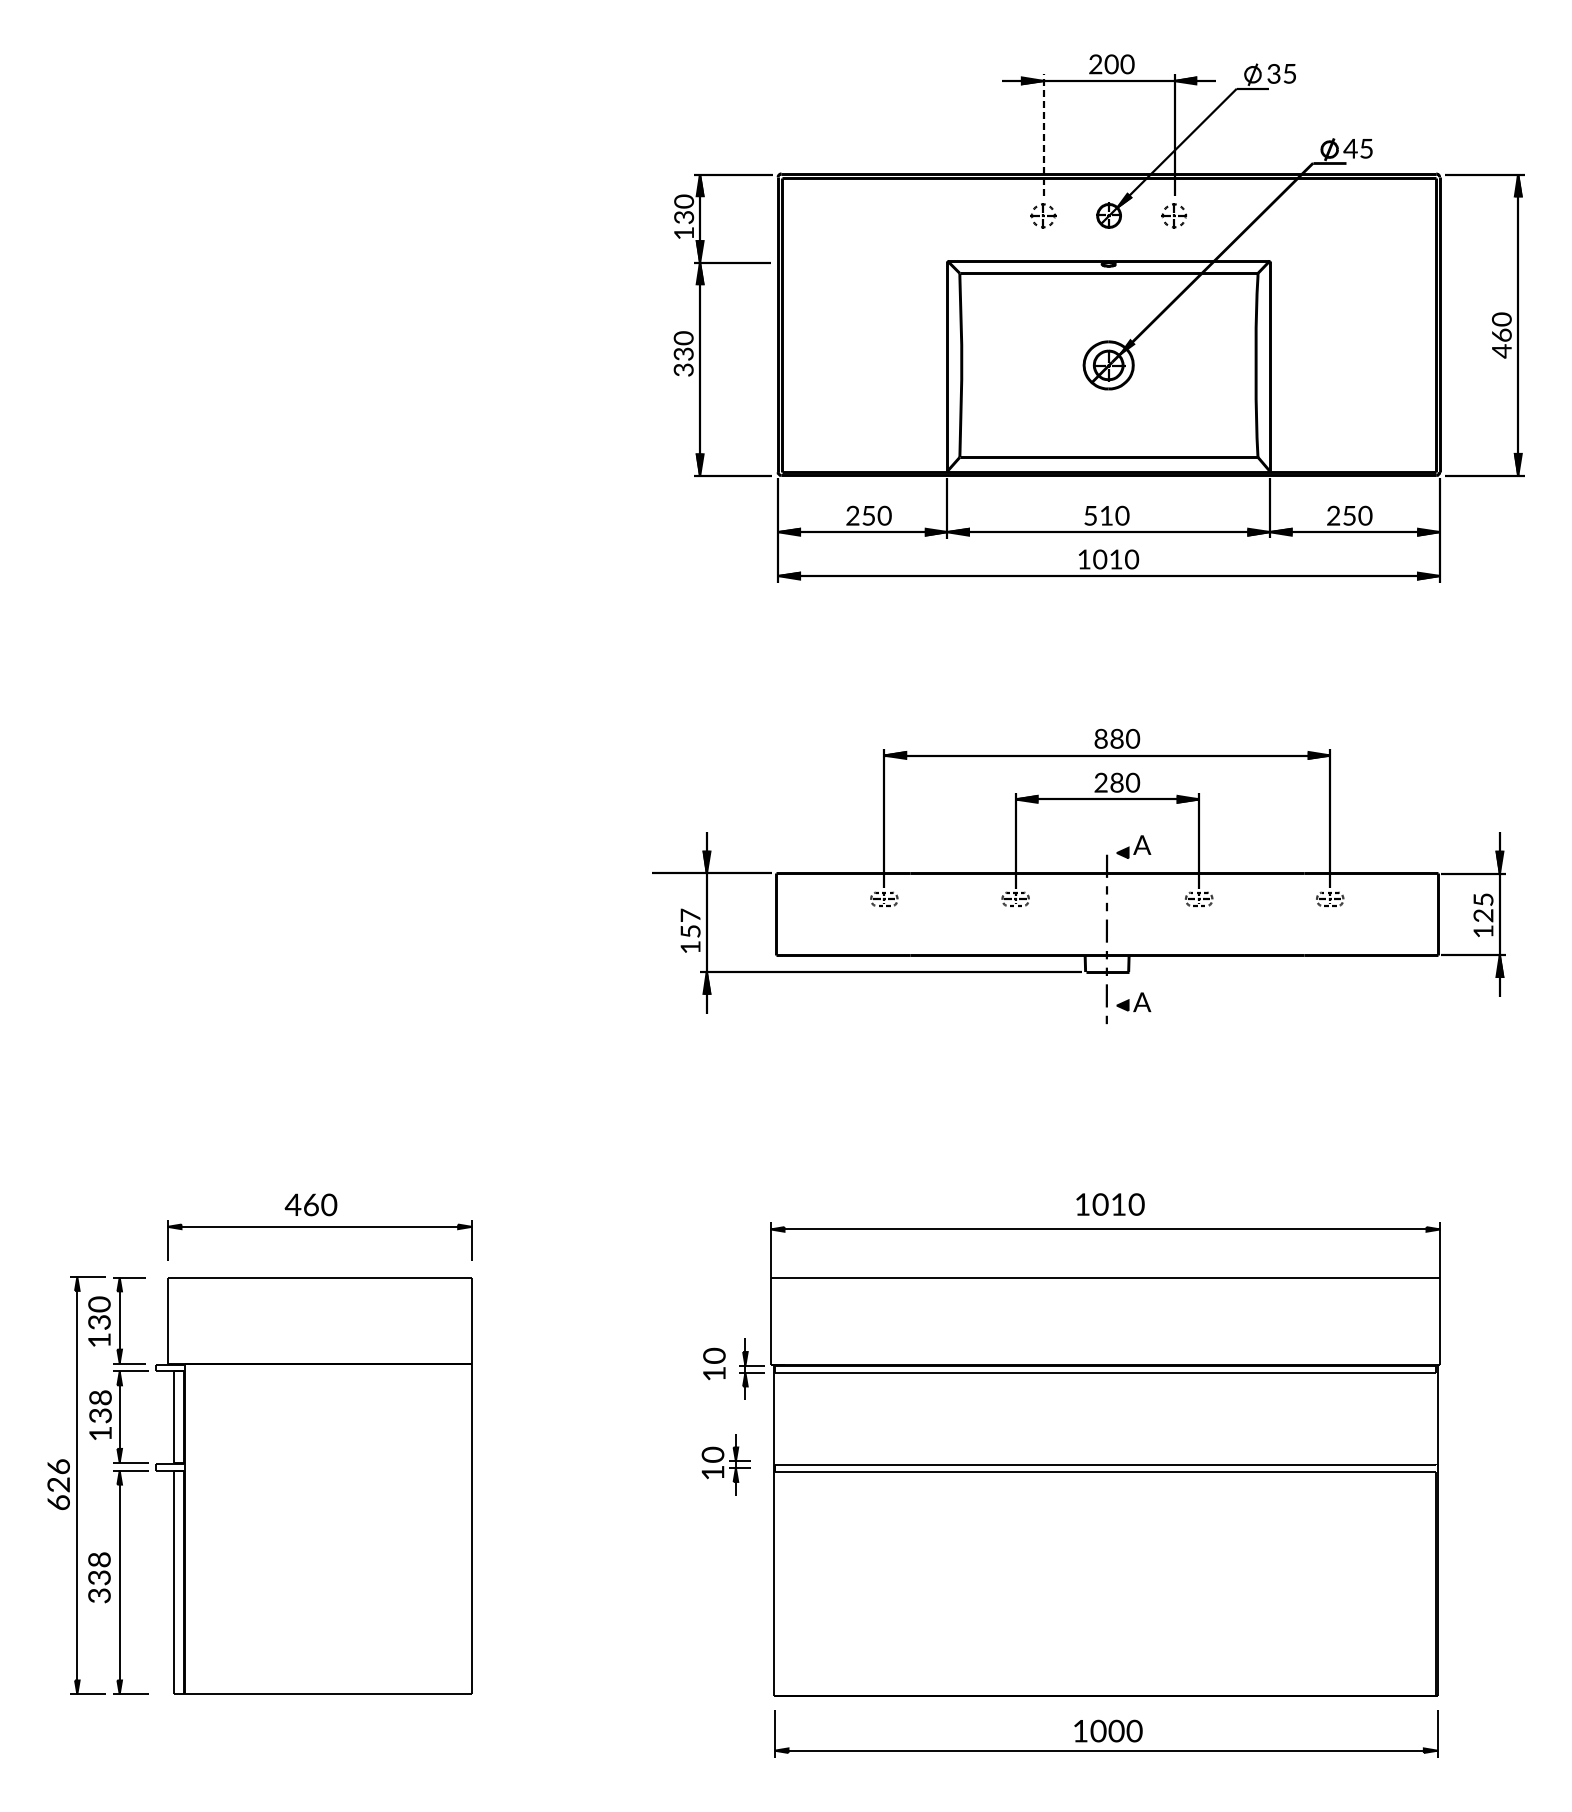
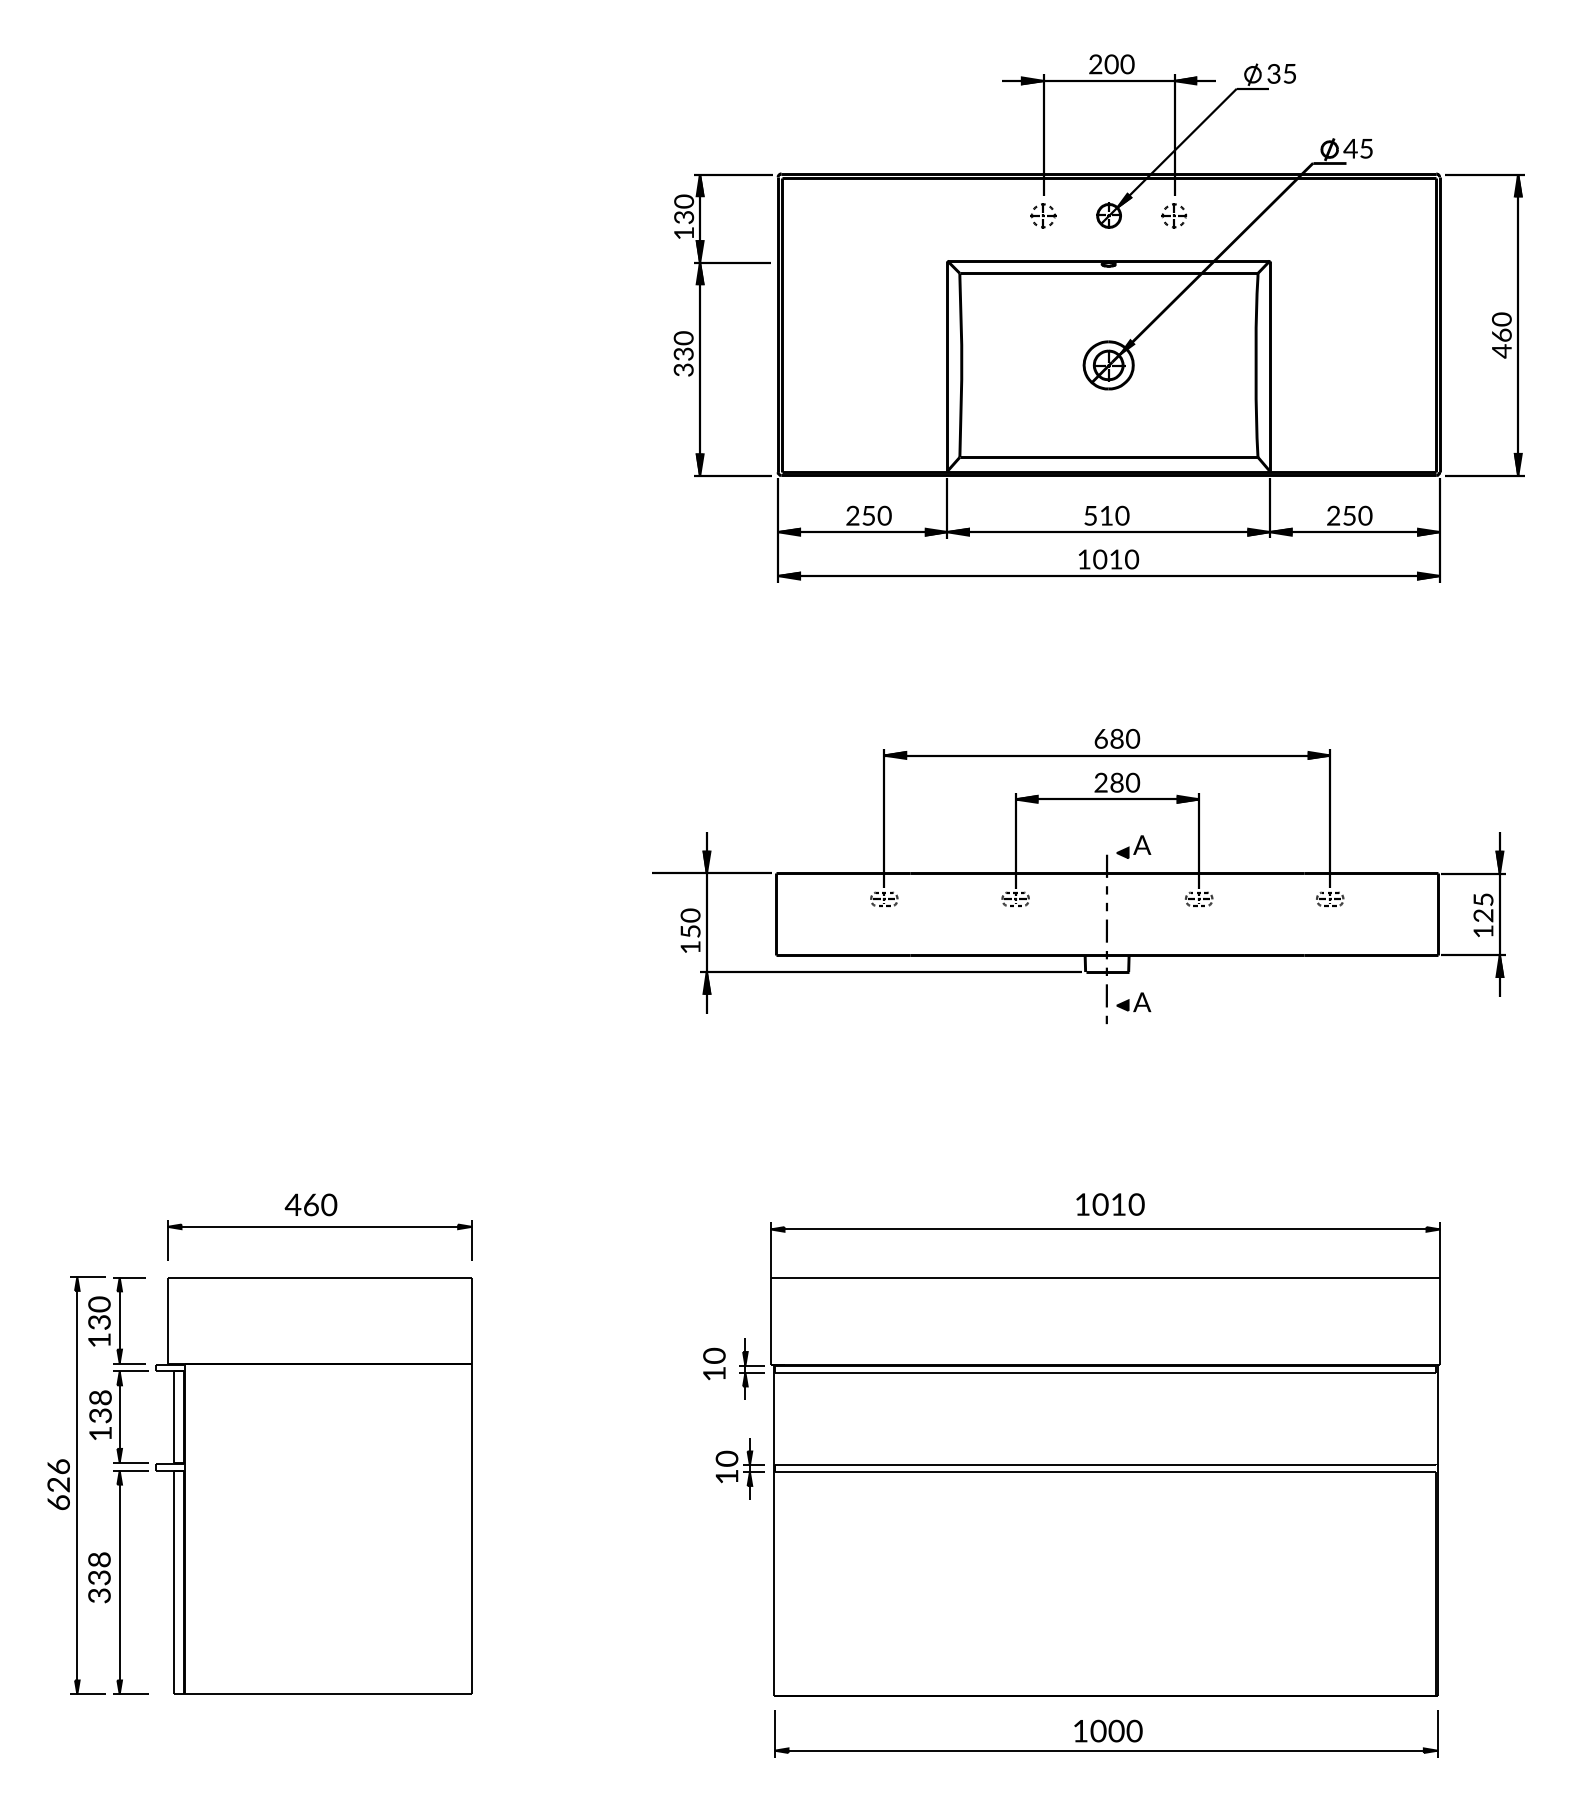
line: dashed -> solid (1043, 135)
text: 880 -> 680 (1100, 738)
text: 157 -> 150 (690, 915)
part position: (725, 1464) -> (739, 1468) (739, 1468)
